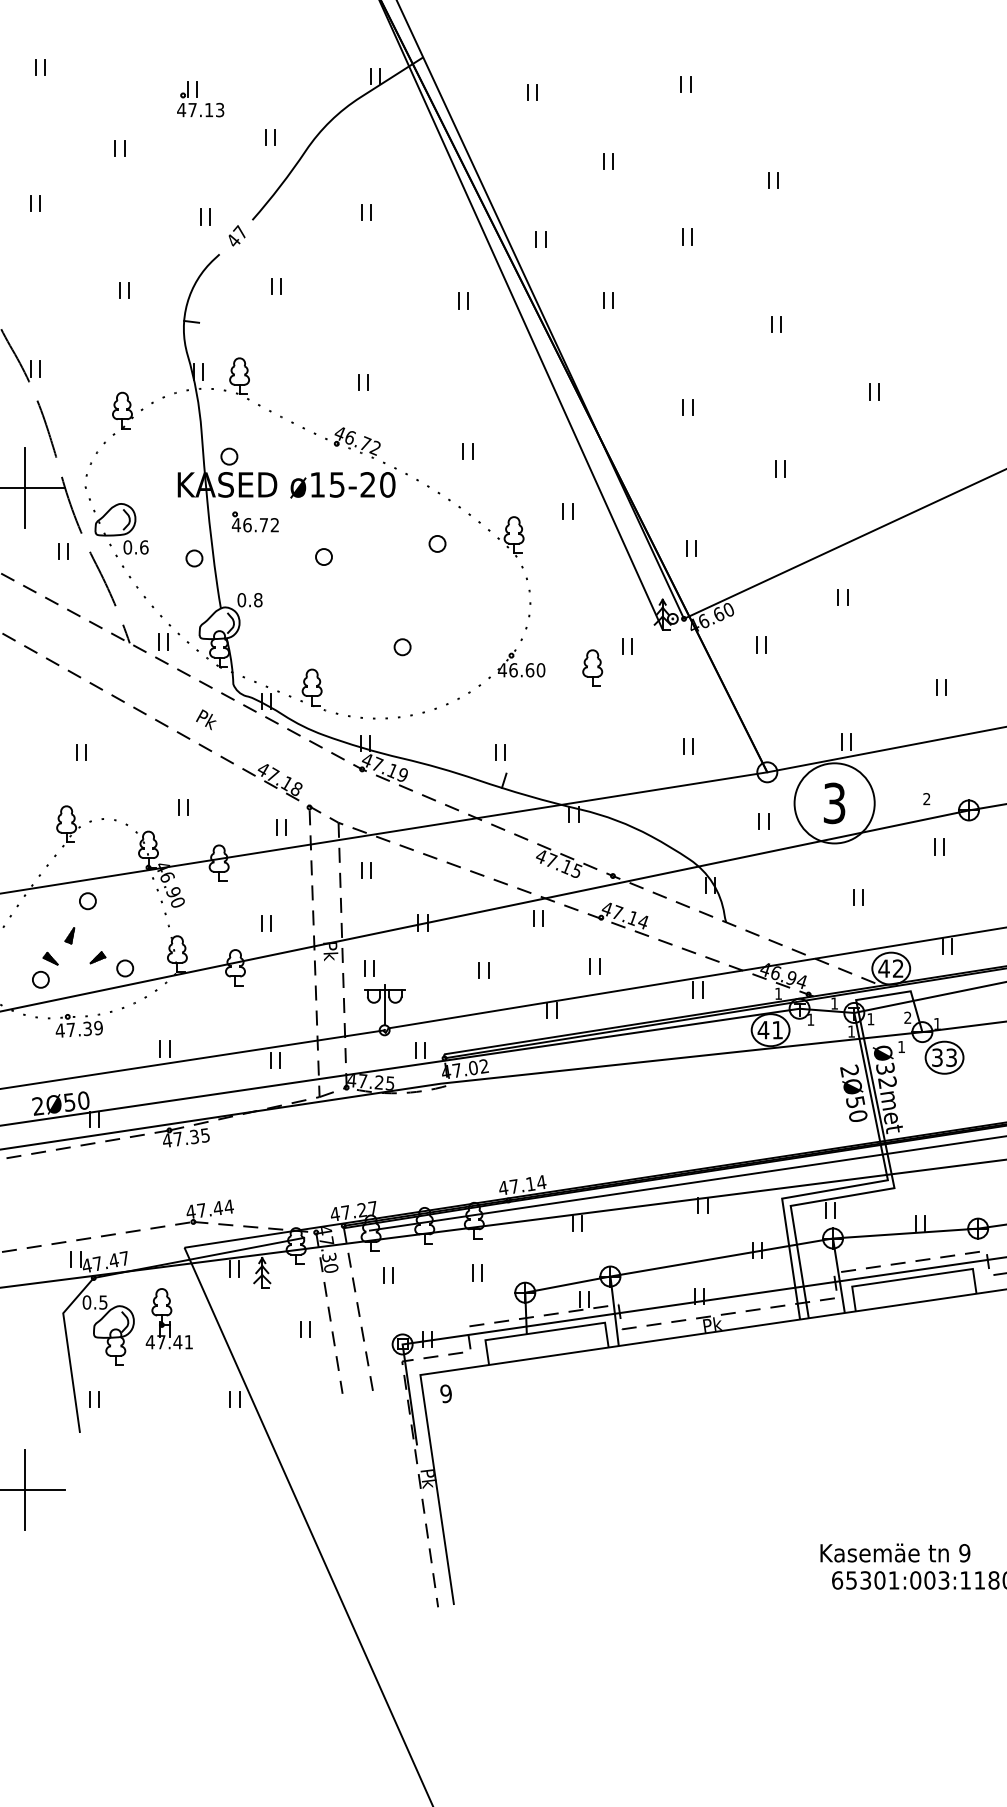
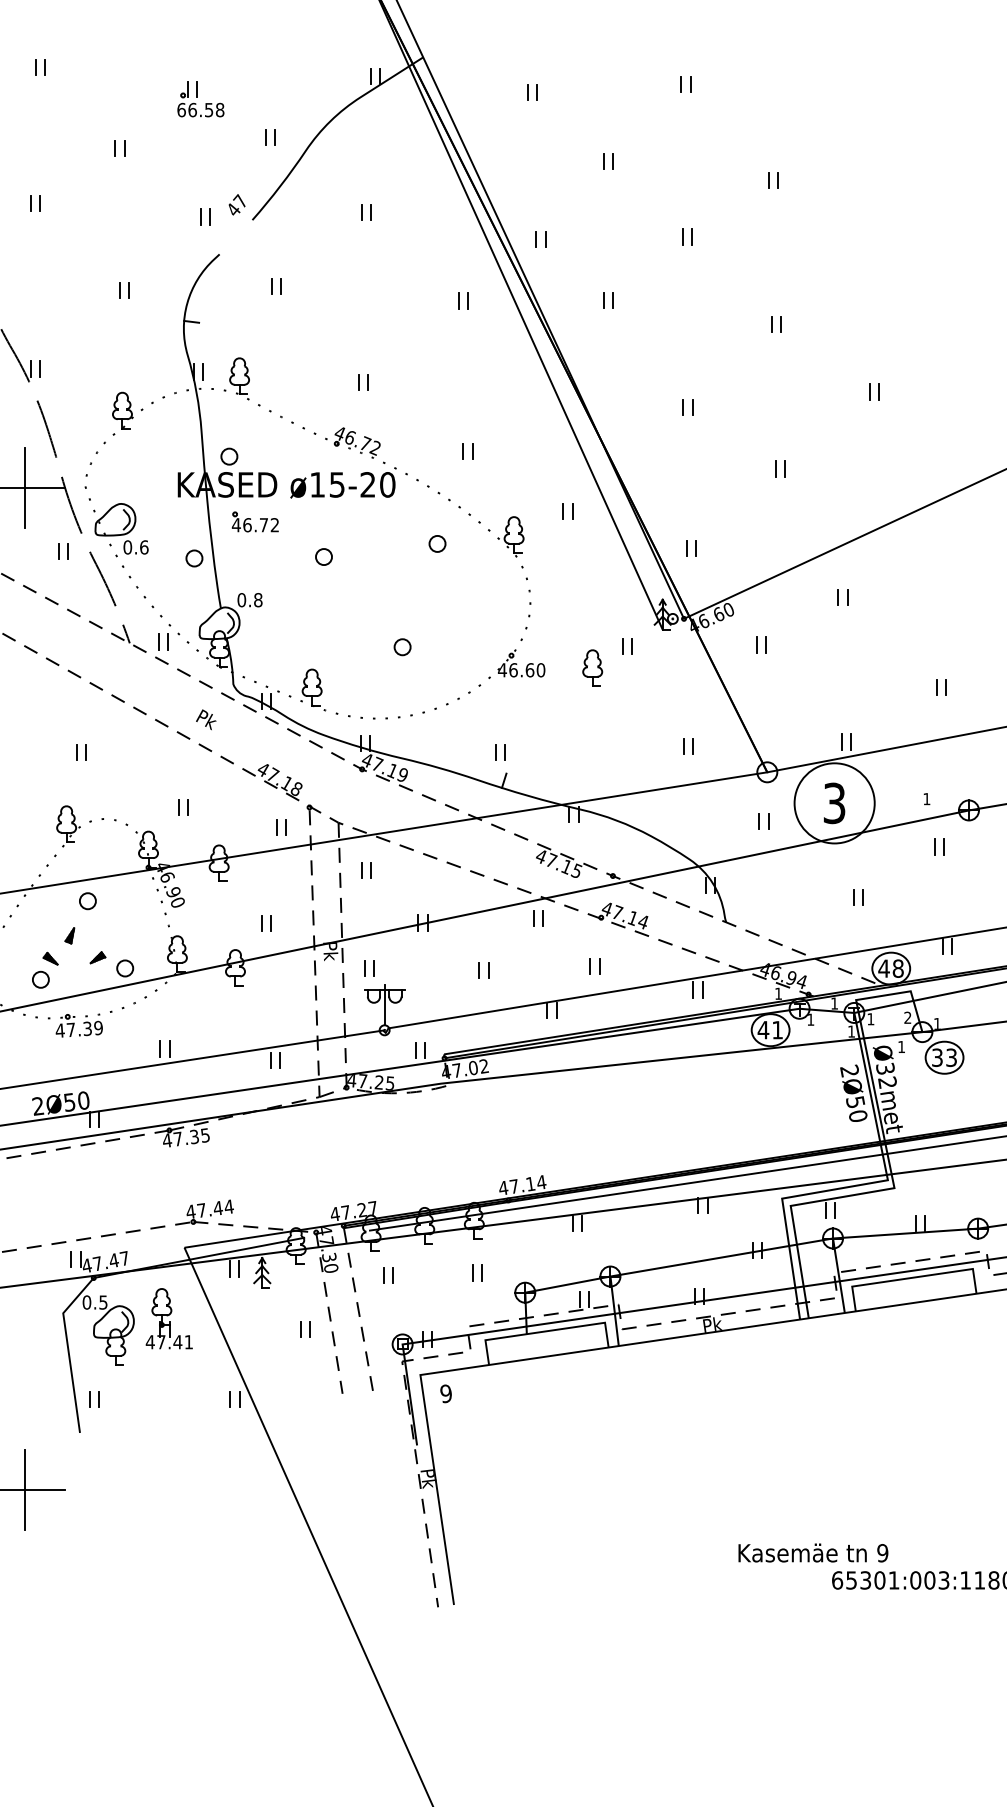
text: 47.13 -> 66.58 (200, 109)
text position: (236, 235) -> (236, 204) (236, 204)
text: 2 -> 1 (926, 799)
text: 42 -> 48 (897, 968)
text position: (895, 1552) -> (813, 1552) (813, 1552)
